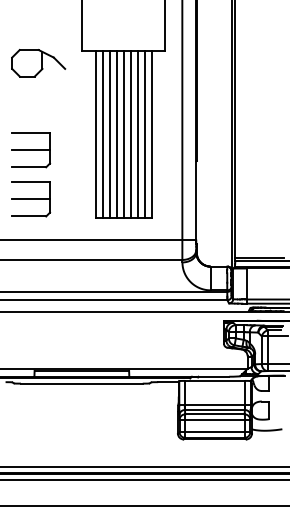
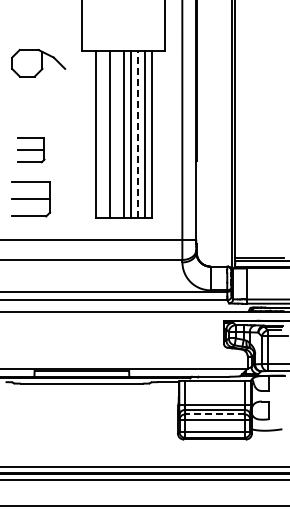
line: present -> none (102, 133)
line: present -> none (116, 133)
line: solid -> dashed (137, 134)
part size: 41x37 px -> 29x27 px (31, 150)
line: solid -> dashed (214, 414)
